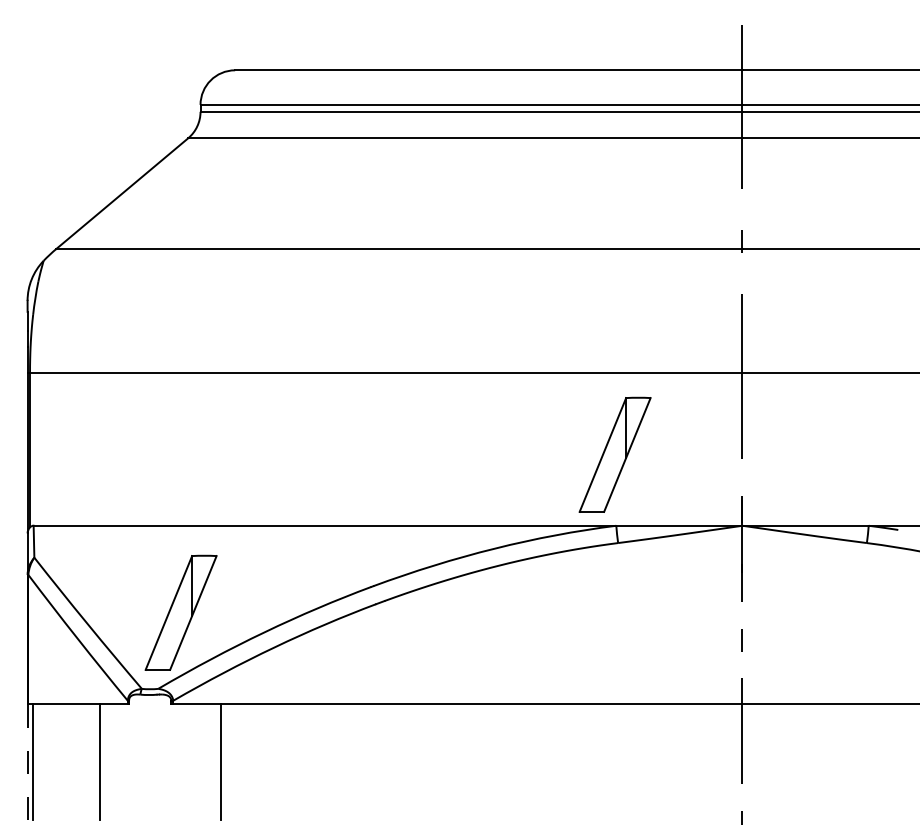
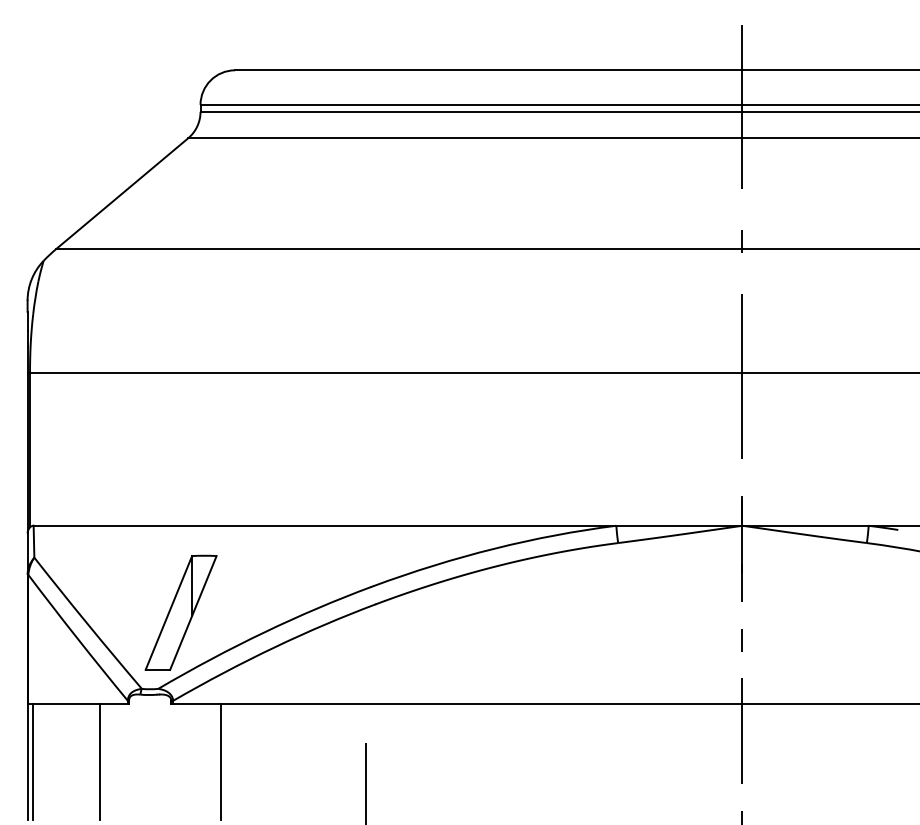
part: present -> none (614, 454)
line: dashed -> solid (27, 762)
line: none -> present (365, 781)
